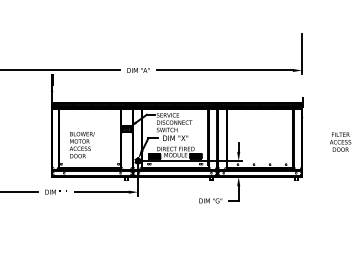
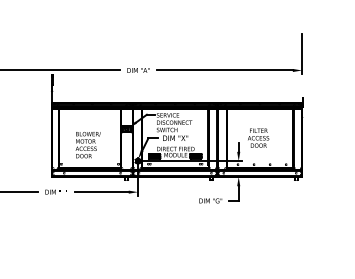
text position: (340, 141) -> (258, 137) (258, 137)
text position: (81, 145) -> (87, 145) (87, 145)
